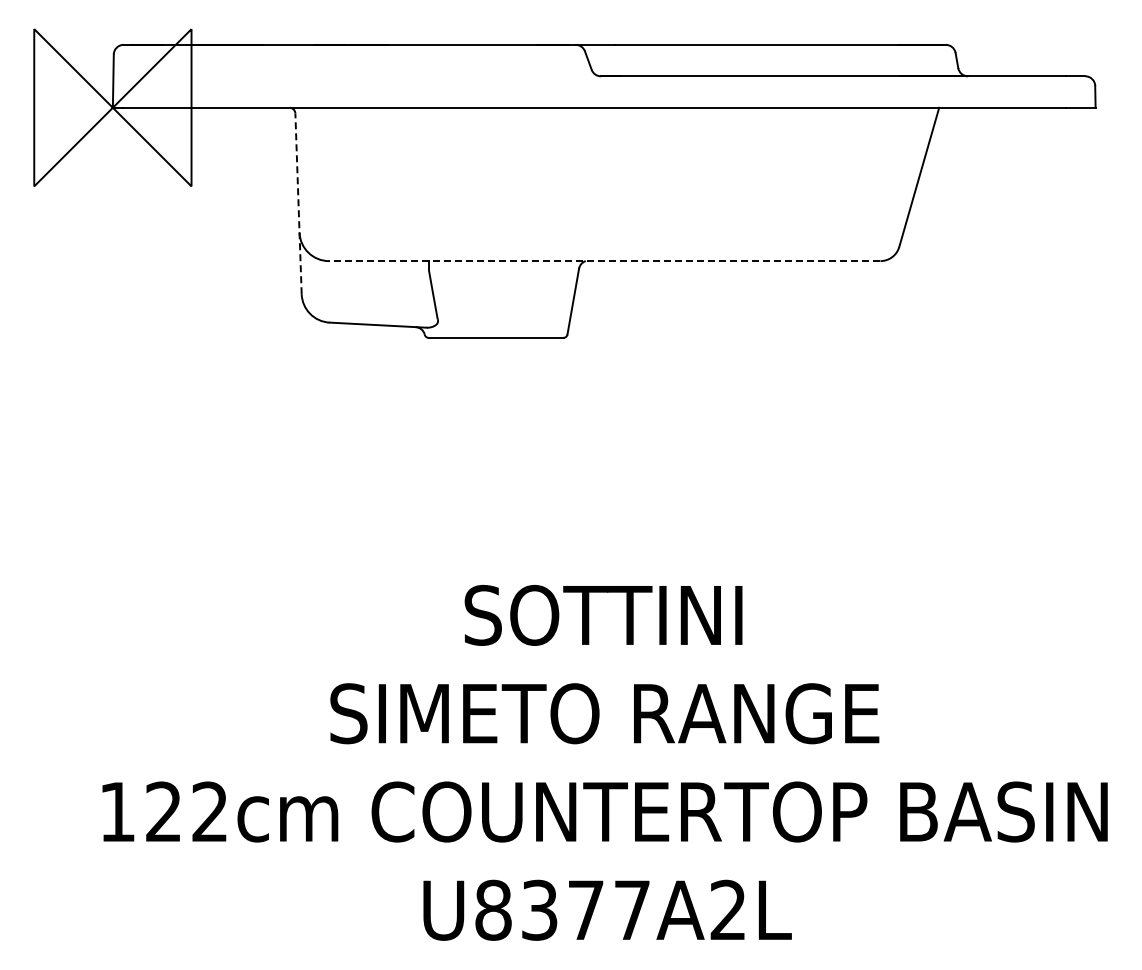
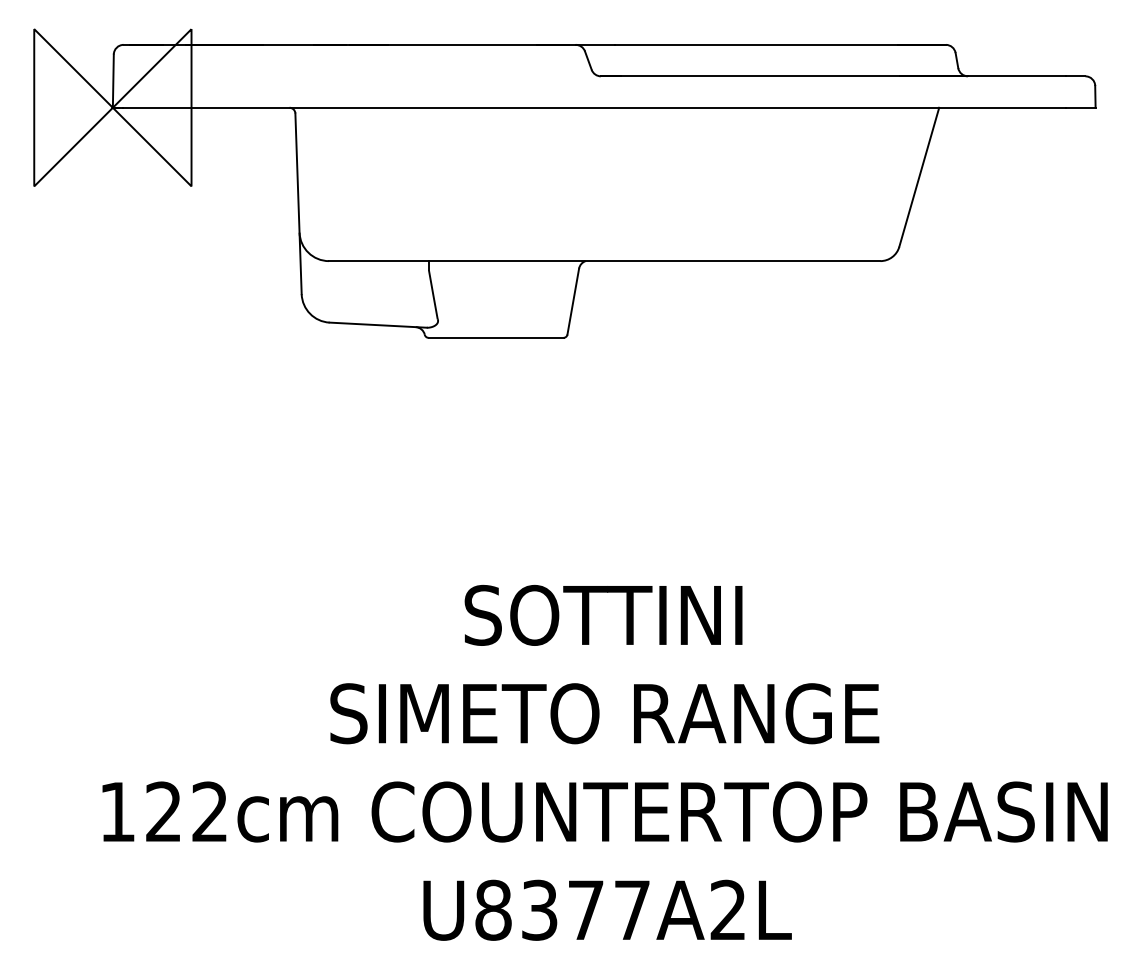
line: dashed -> solid (298, 203)
line: dashed -> solid (604, 261)
